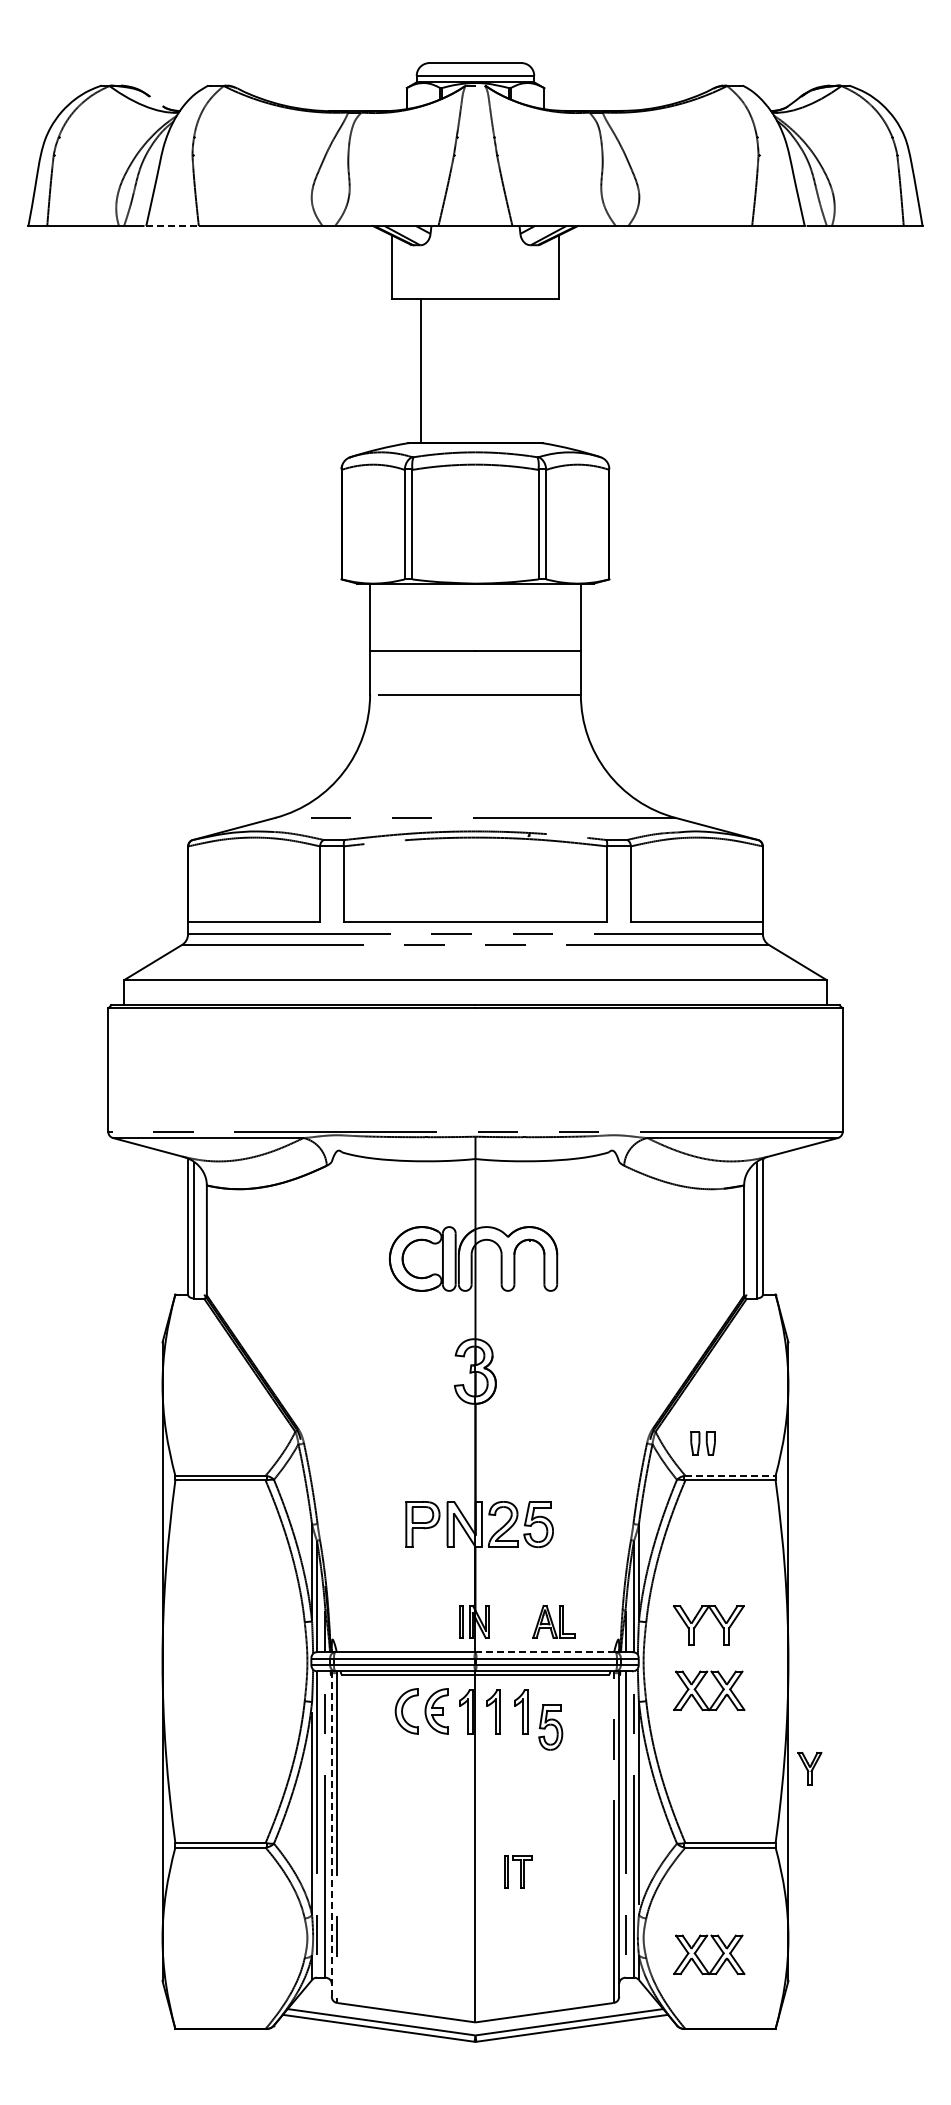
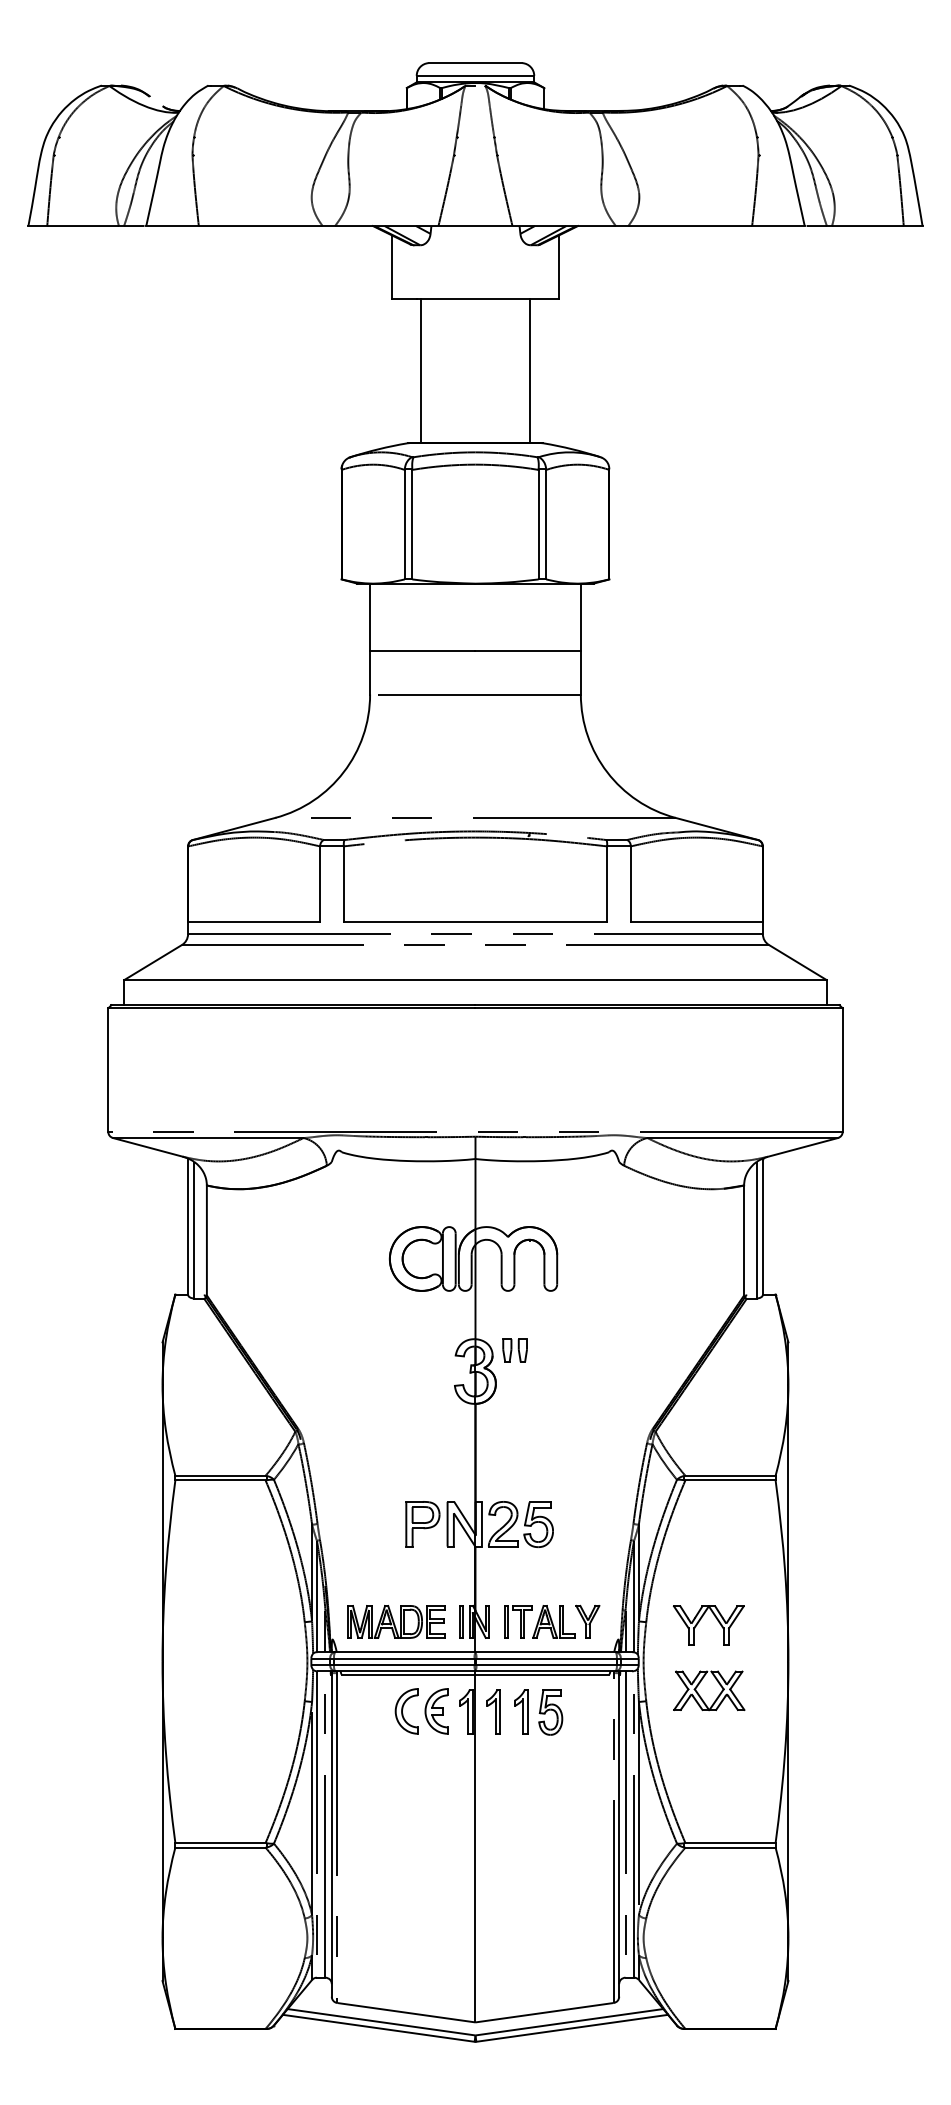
line: dashed -> solid (173, 226)
line: none -> present (529, 371)
part position: (702, 1443) -> (514, 1350) (514, 1350)
line: dashed -> solid (731, 1475)
part: none -> present (396, 1621)
line: dashed -> solid (546, 1652)
part position: (550, 1727) -> (550, 1712) (550, 1712)
part position: (809, 1768) -> (587, 1621) (587, 1621)
line: dashed -> solid (331, 1834)
part position: (518, 1871) -> (518, 1621) (518, 1621)
part: present -> none (717, 1960)
